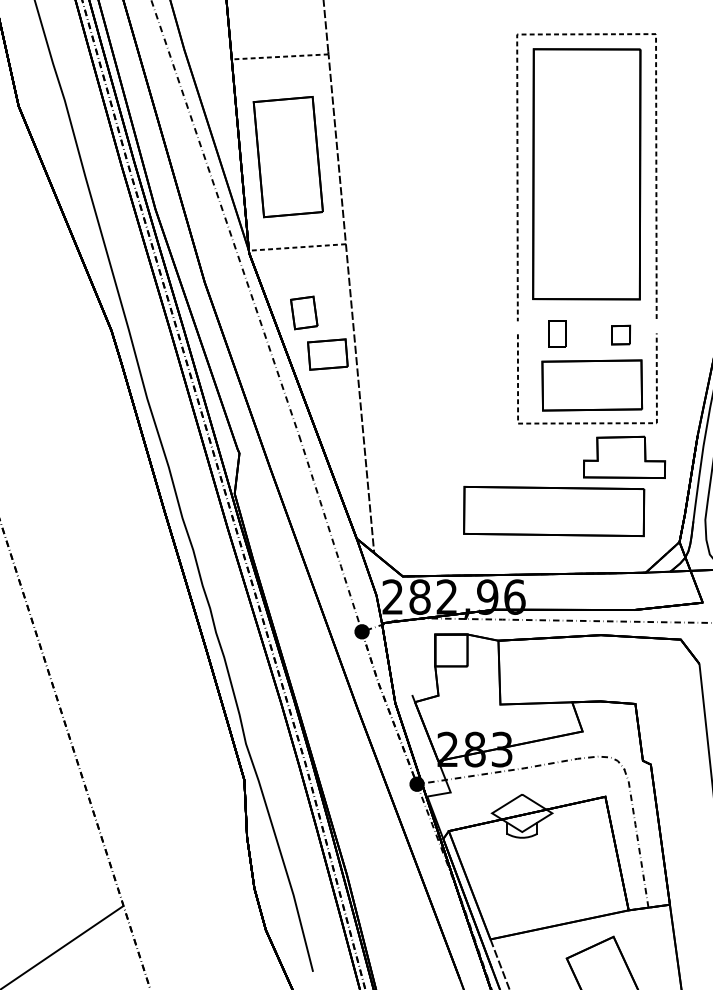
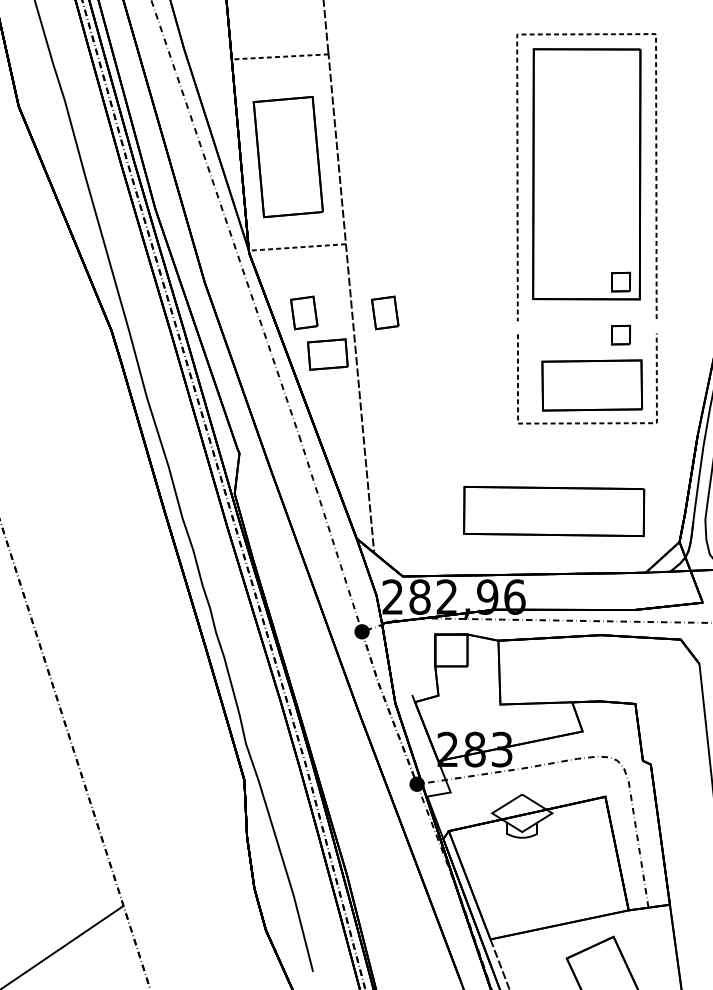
part: none -> present (621, 281)
part: none -> present (385, 312)
part: present -> none (557, 333)
part: present -> none (624, 456)
